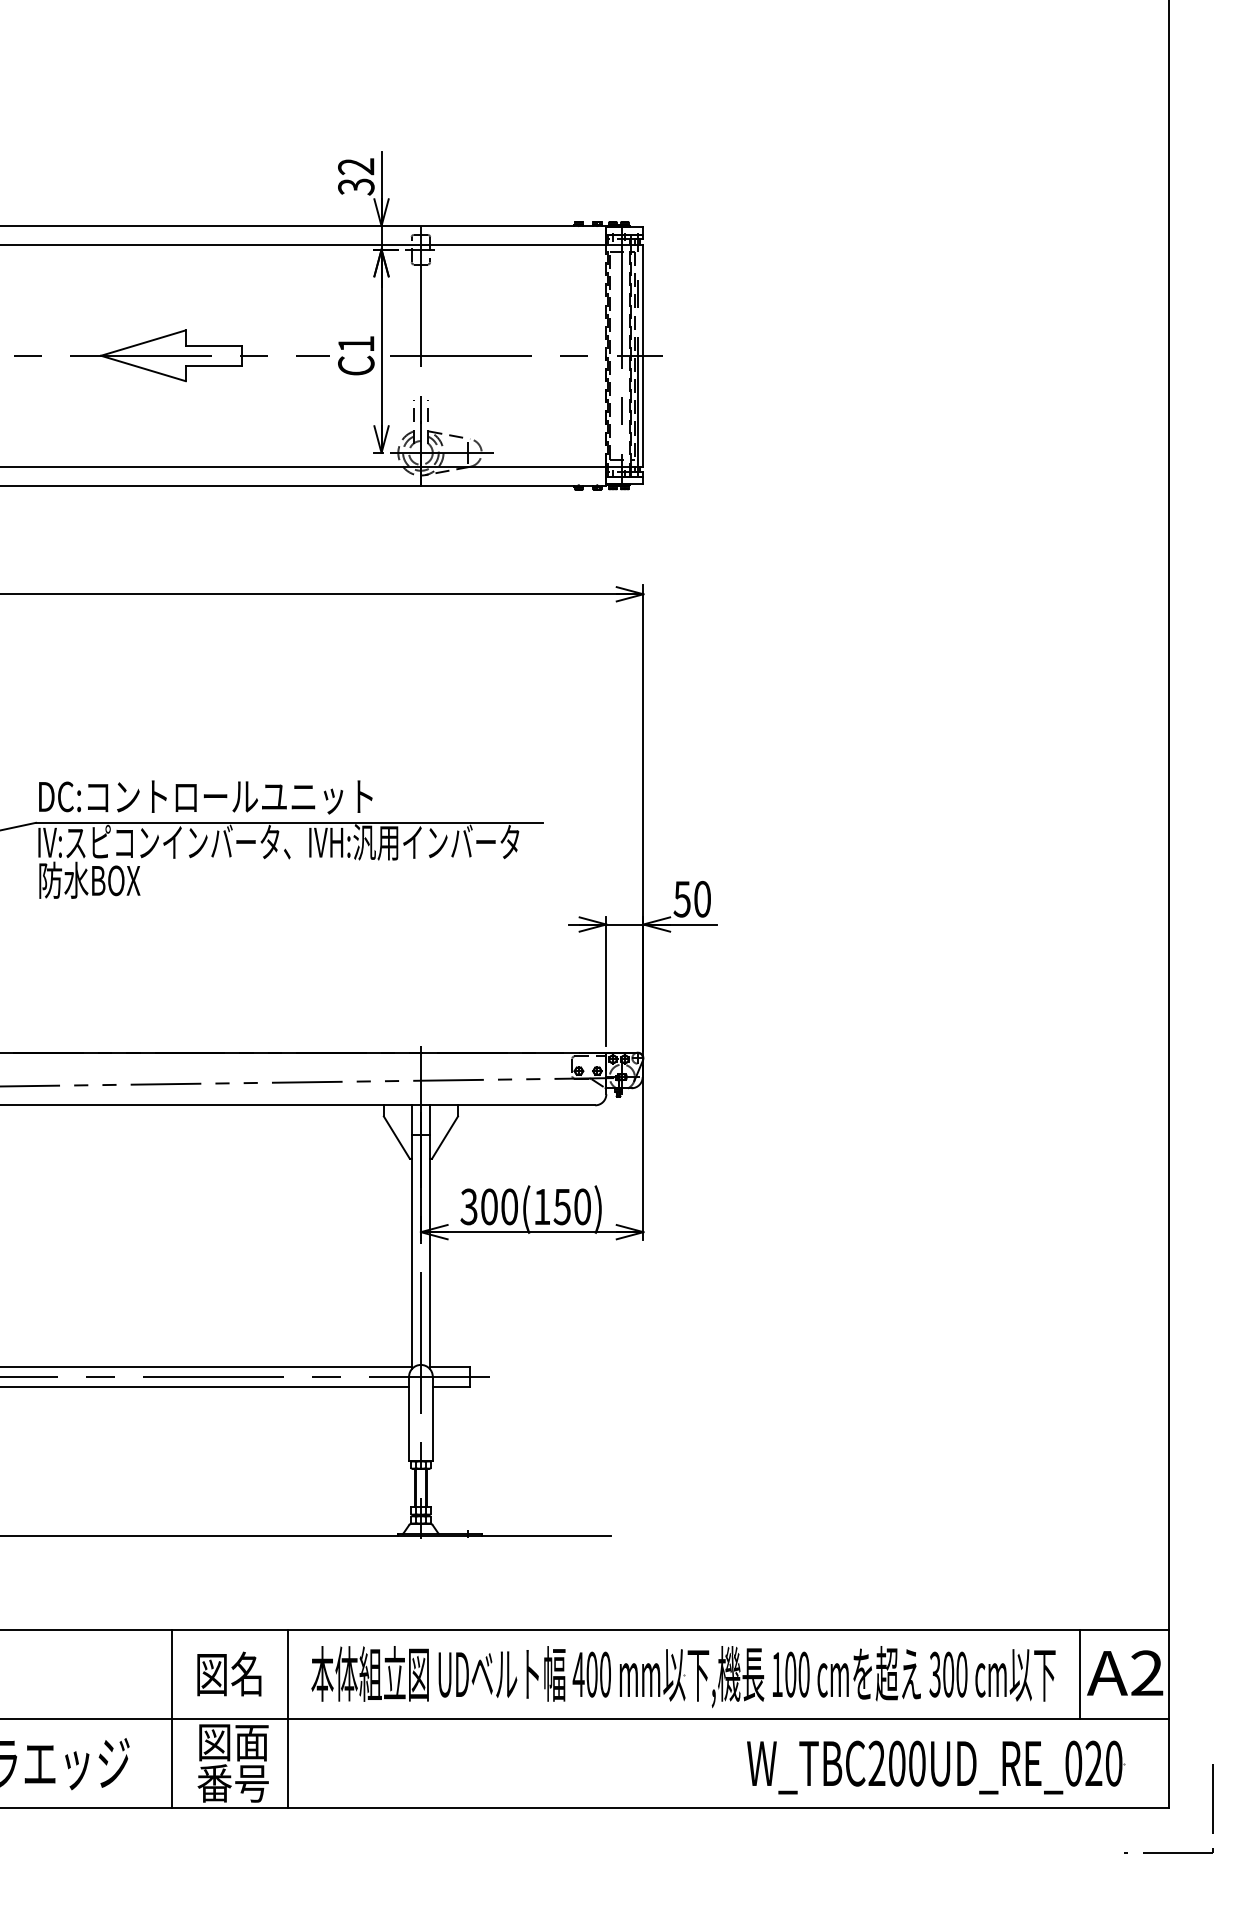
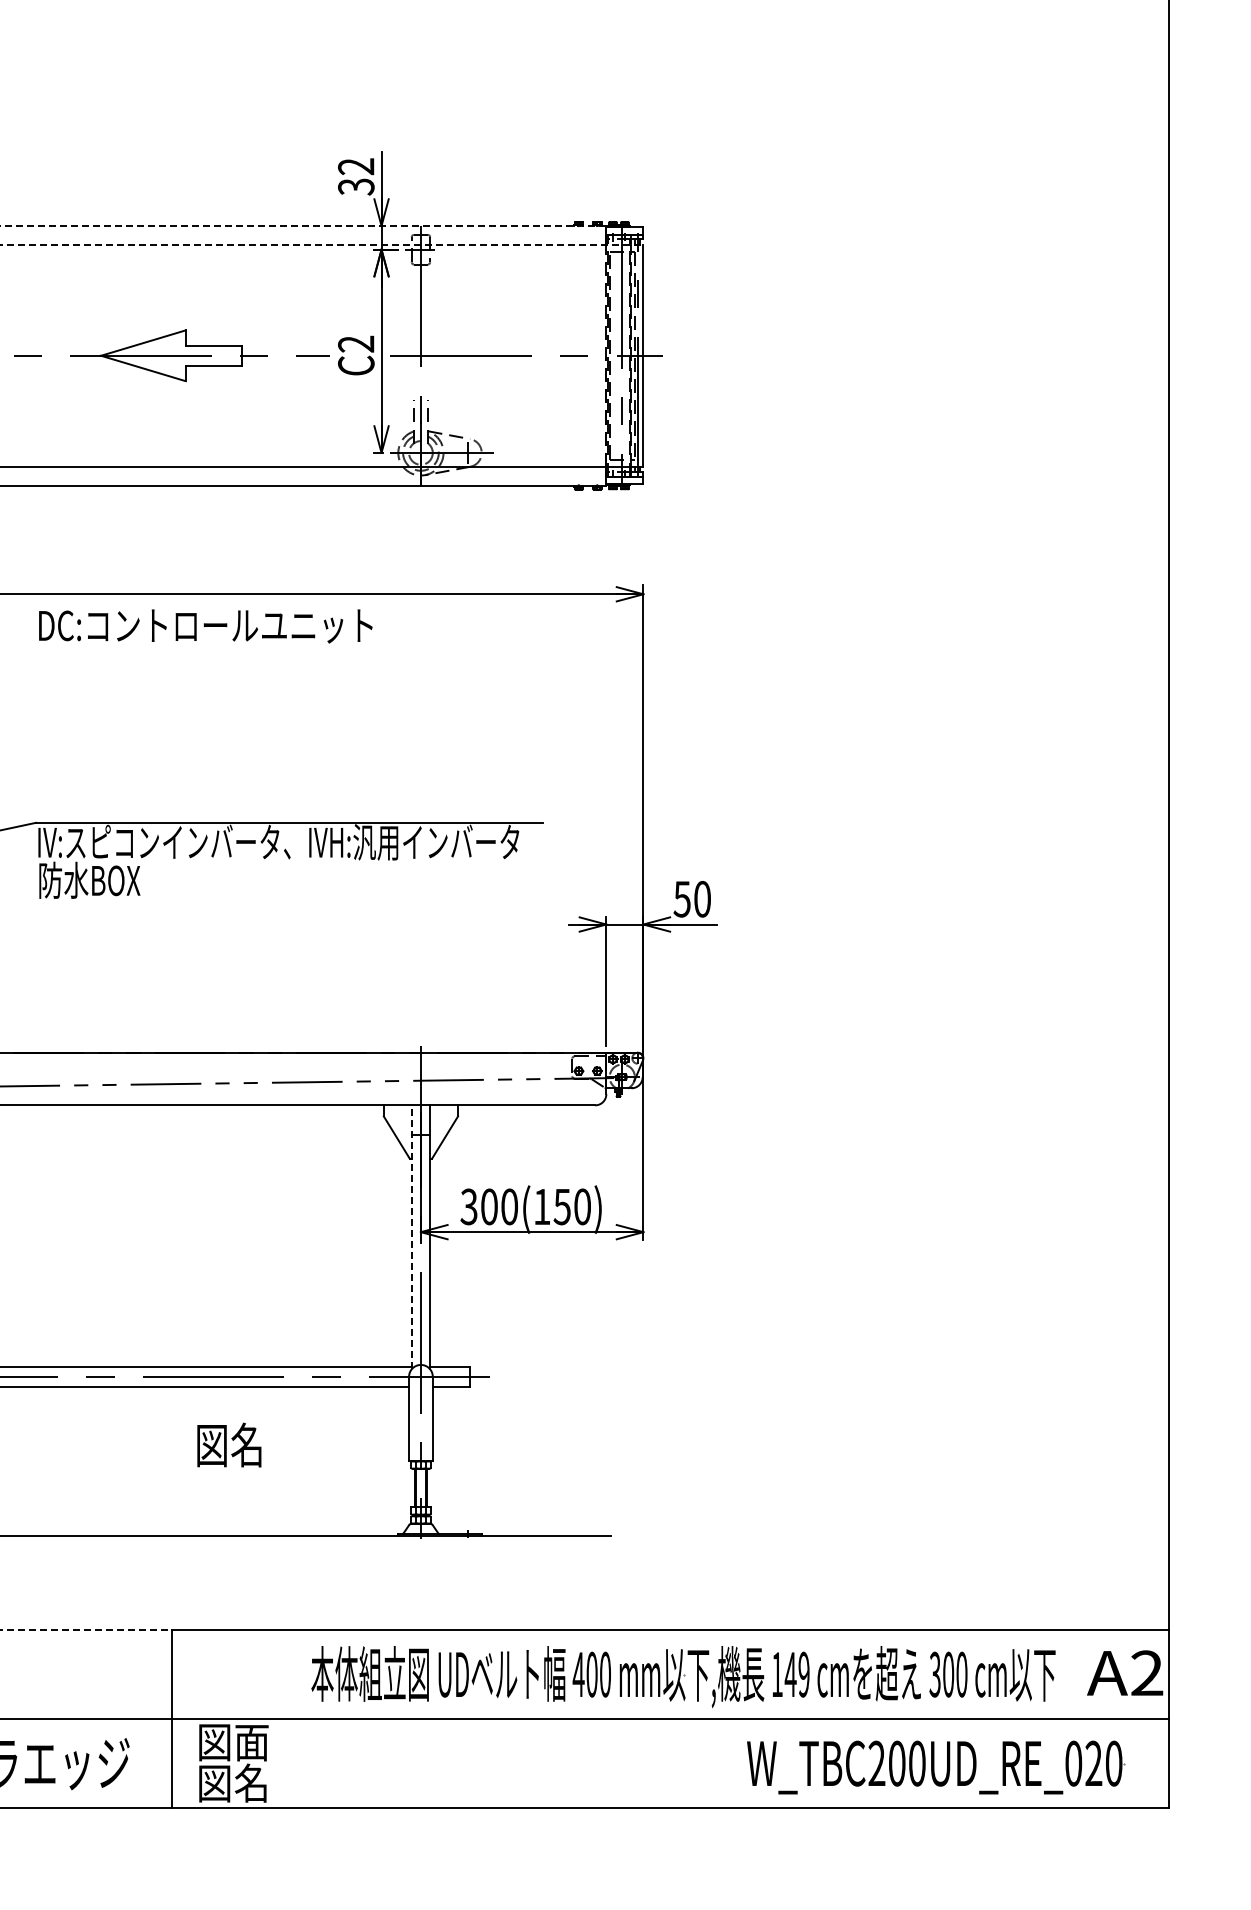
line: solid -> dashed (303, 226)
line: solid -> dashed (322, 244)
text: C1 -> C2 (356, 343)
text position: (205, 797) -> (205, 626) (205, 626)
line: solid -> dashed (411, 1236)
line: solid -> dashed (85, 1630)
text position: (229, 1673) -> (229, 1444) (229, 1444)
text: 100 -> 149 (796, 1674)
line: present -> none (1079, 1674)
line: present -> none (287, 1719)
text: 番号 -> 図名 (232, 1782)
part: present -> none (1212, 1808)
